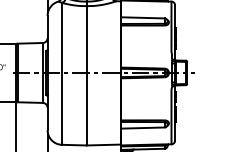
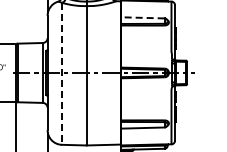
line: solid -> dashed (143, 17)
line: solid -> dashed (61, 74)
